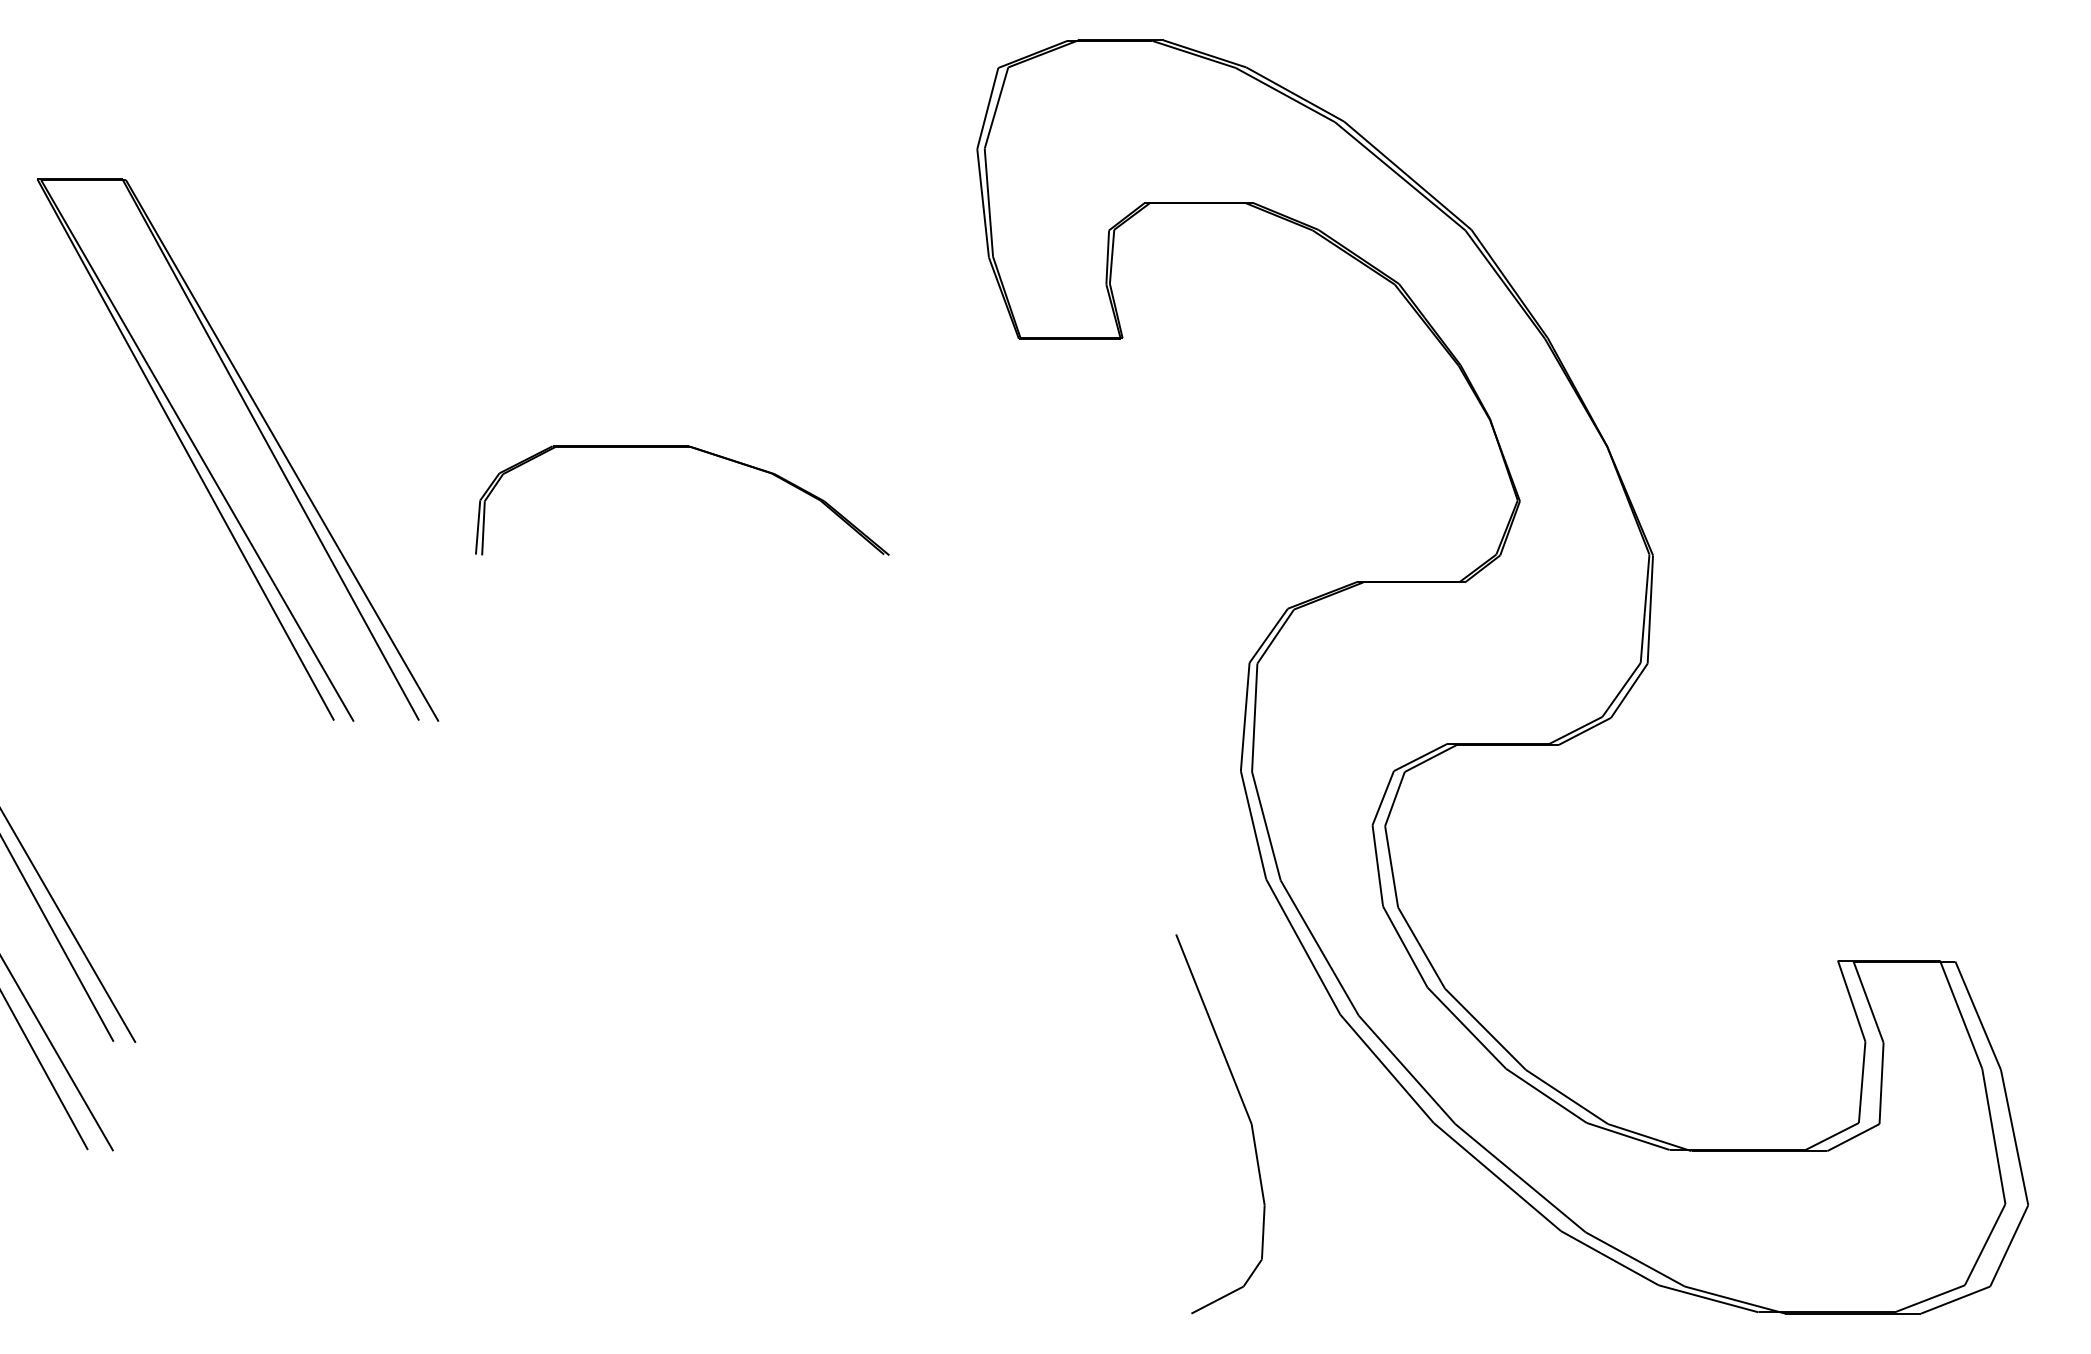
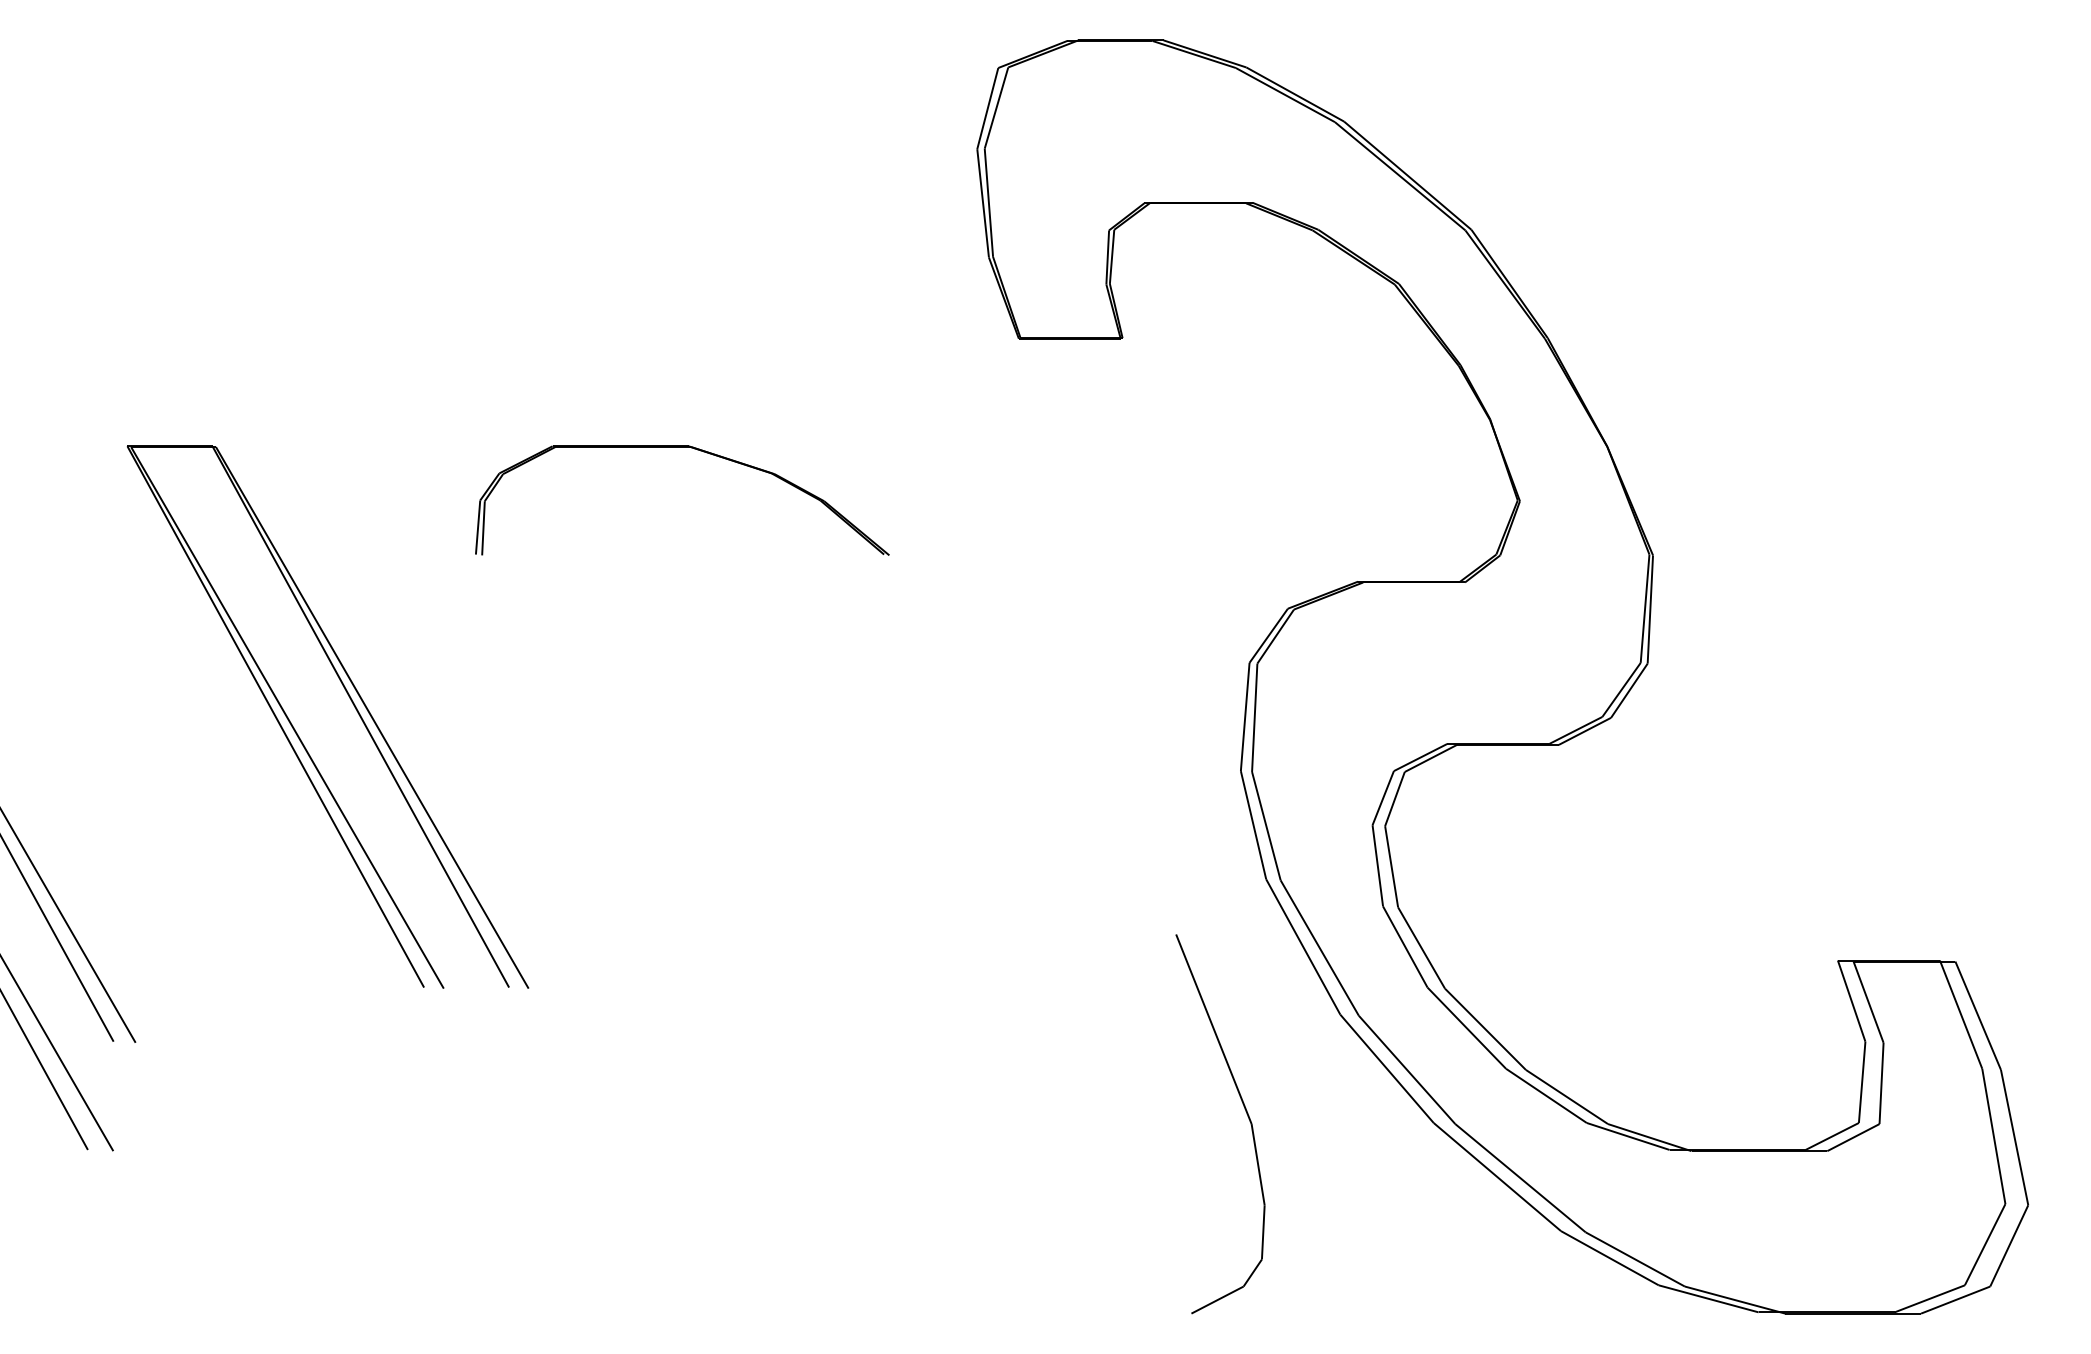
part position: (261, 435) -> (351, 702) (351, 702)
